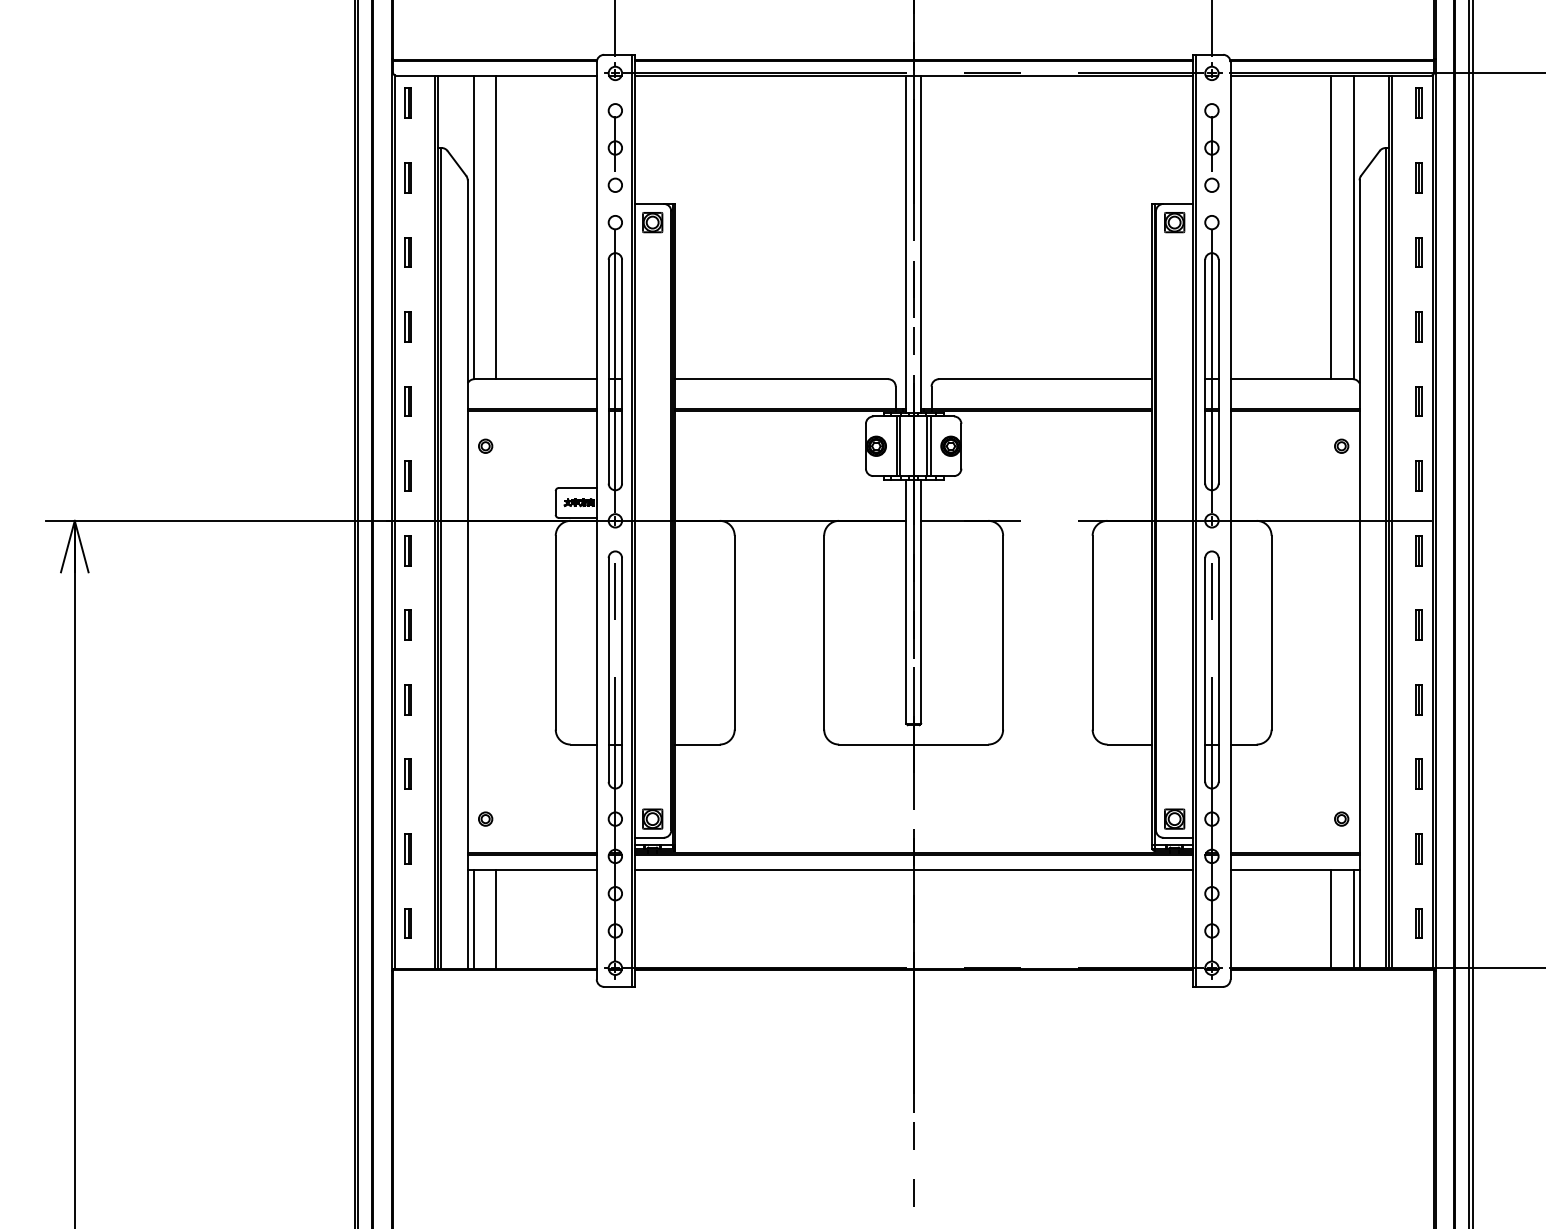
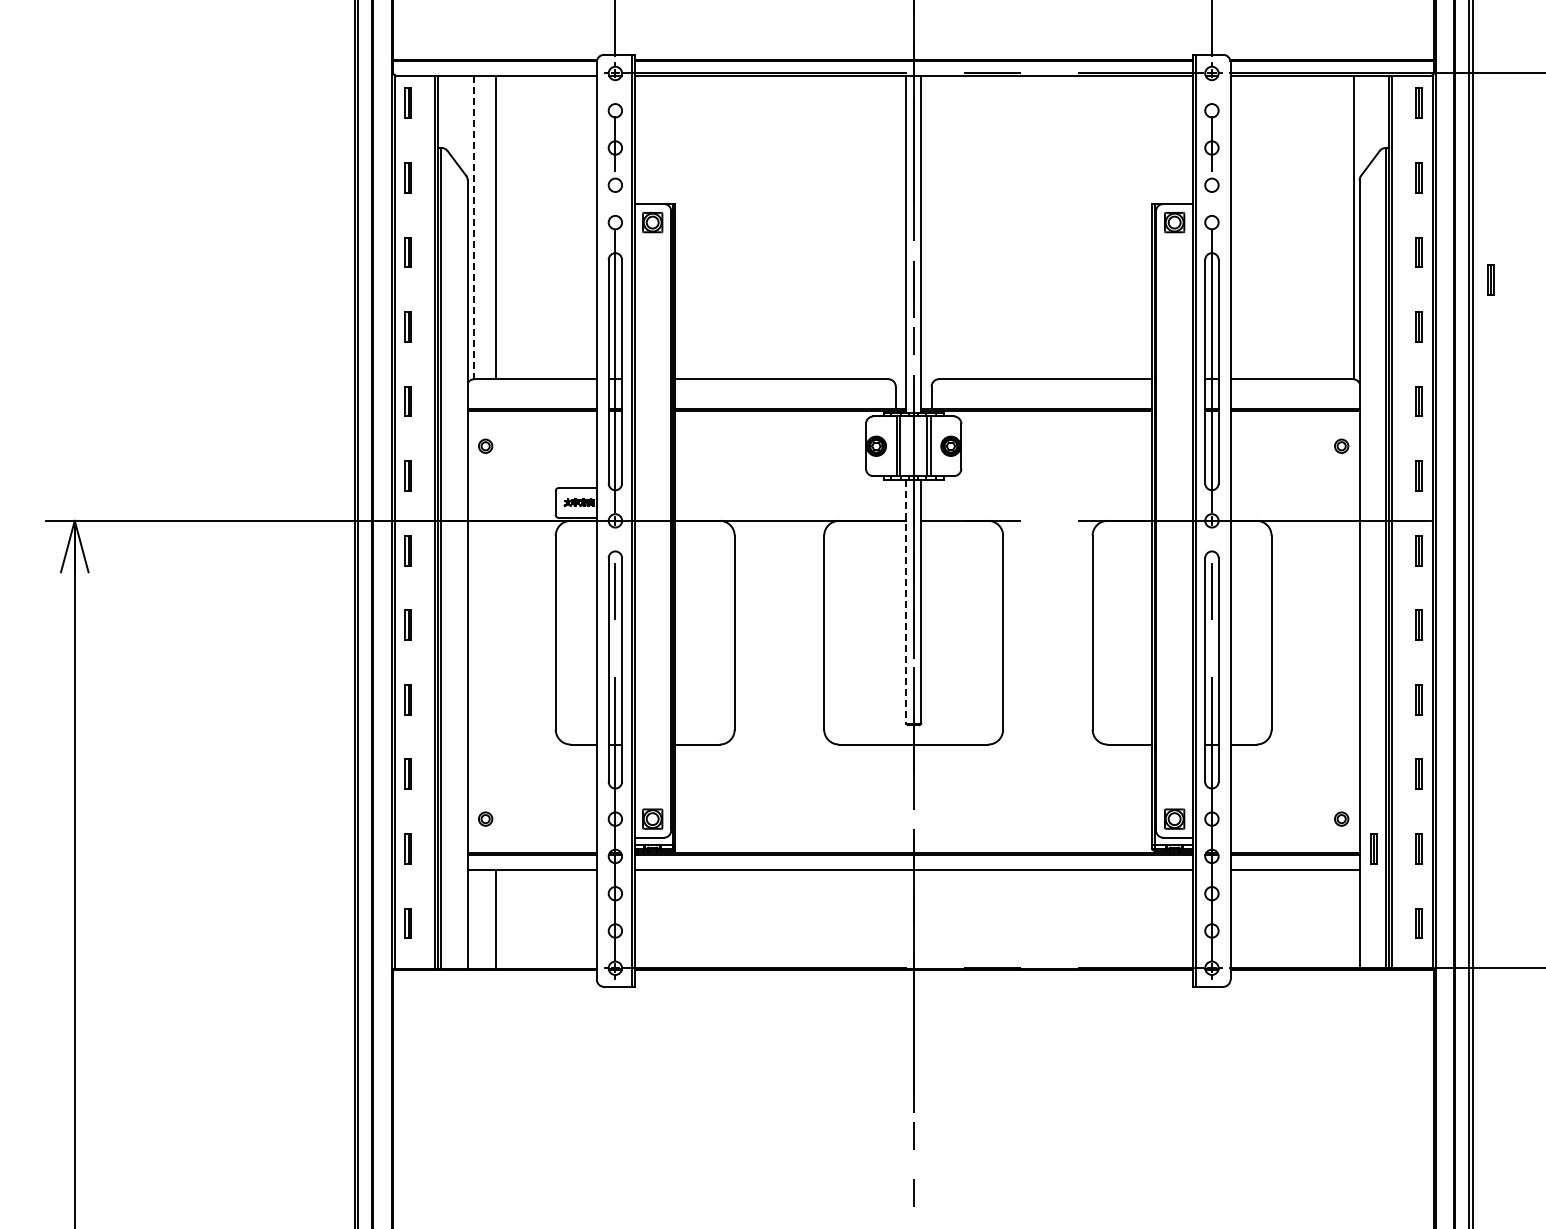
line: solid -> dashed (473, 227)
line: present -> none (1331, 227)
part: none -> present (1490, 279)
line: solid -> dashed (906, 601)
part: none -> present (1373, 848)
line: present -> none (473, 919)
line: present -> none (1331, 919)
line: present -> none (1353, 919)
